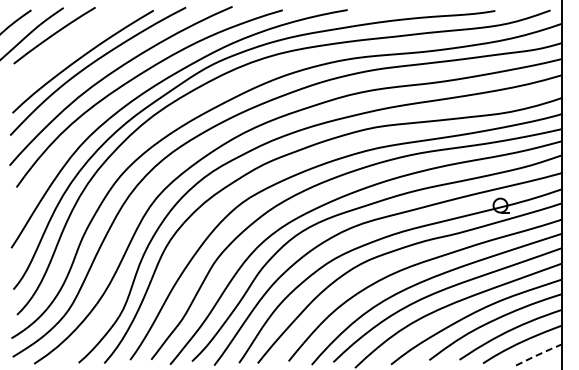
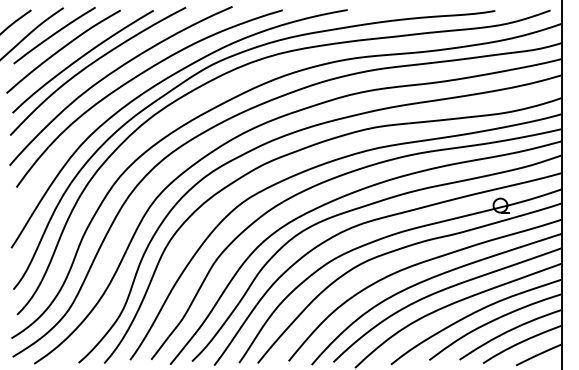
curve: none -> present (62, 49)
line: dashed -> solid (539, 354)
